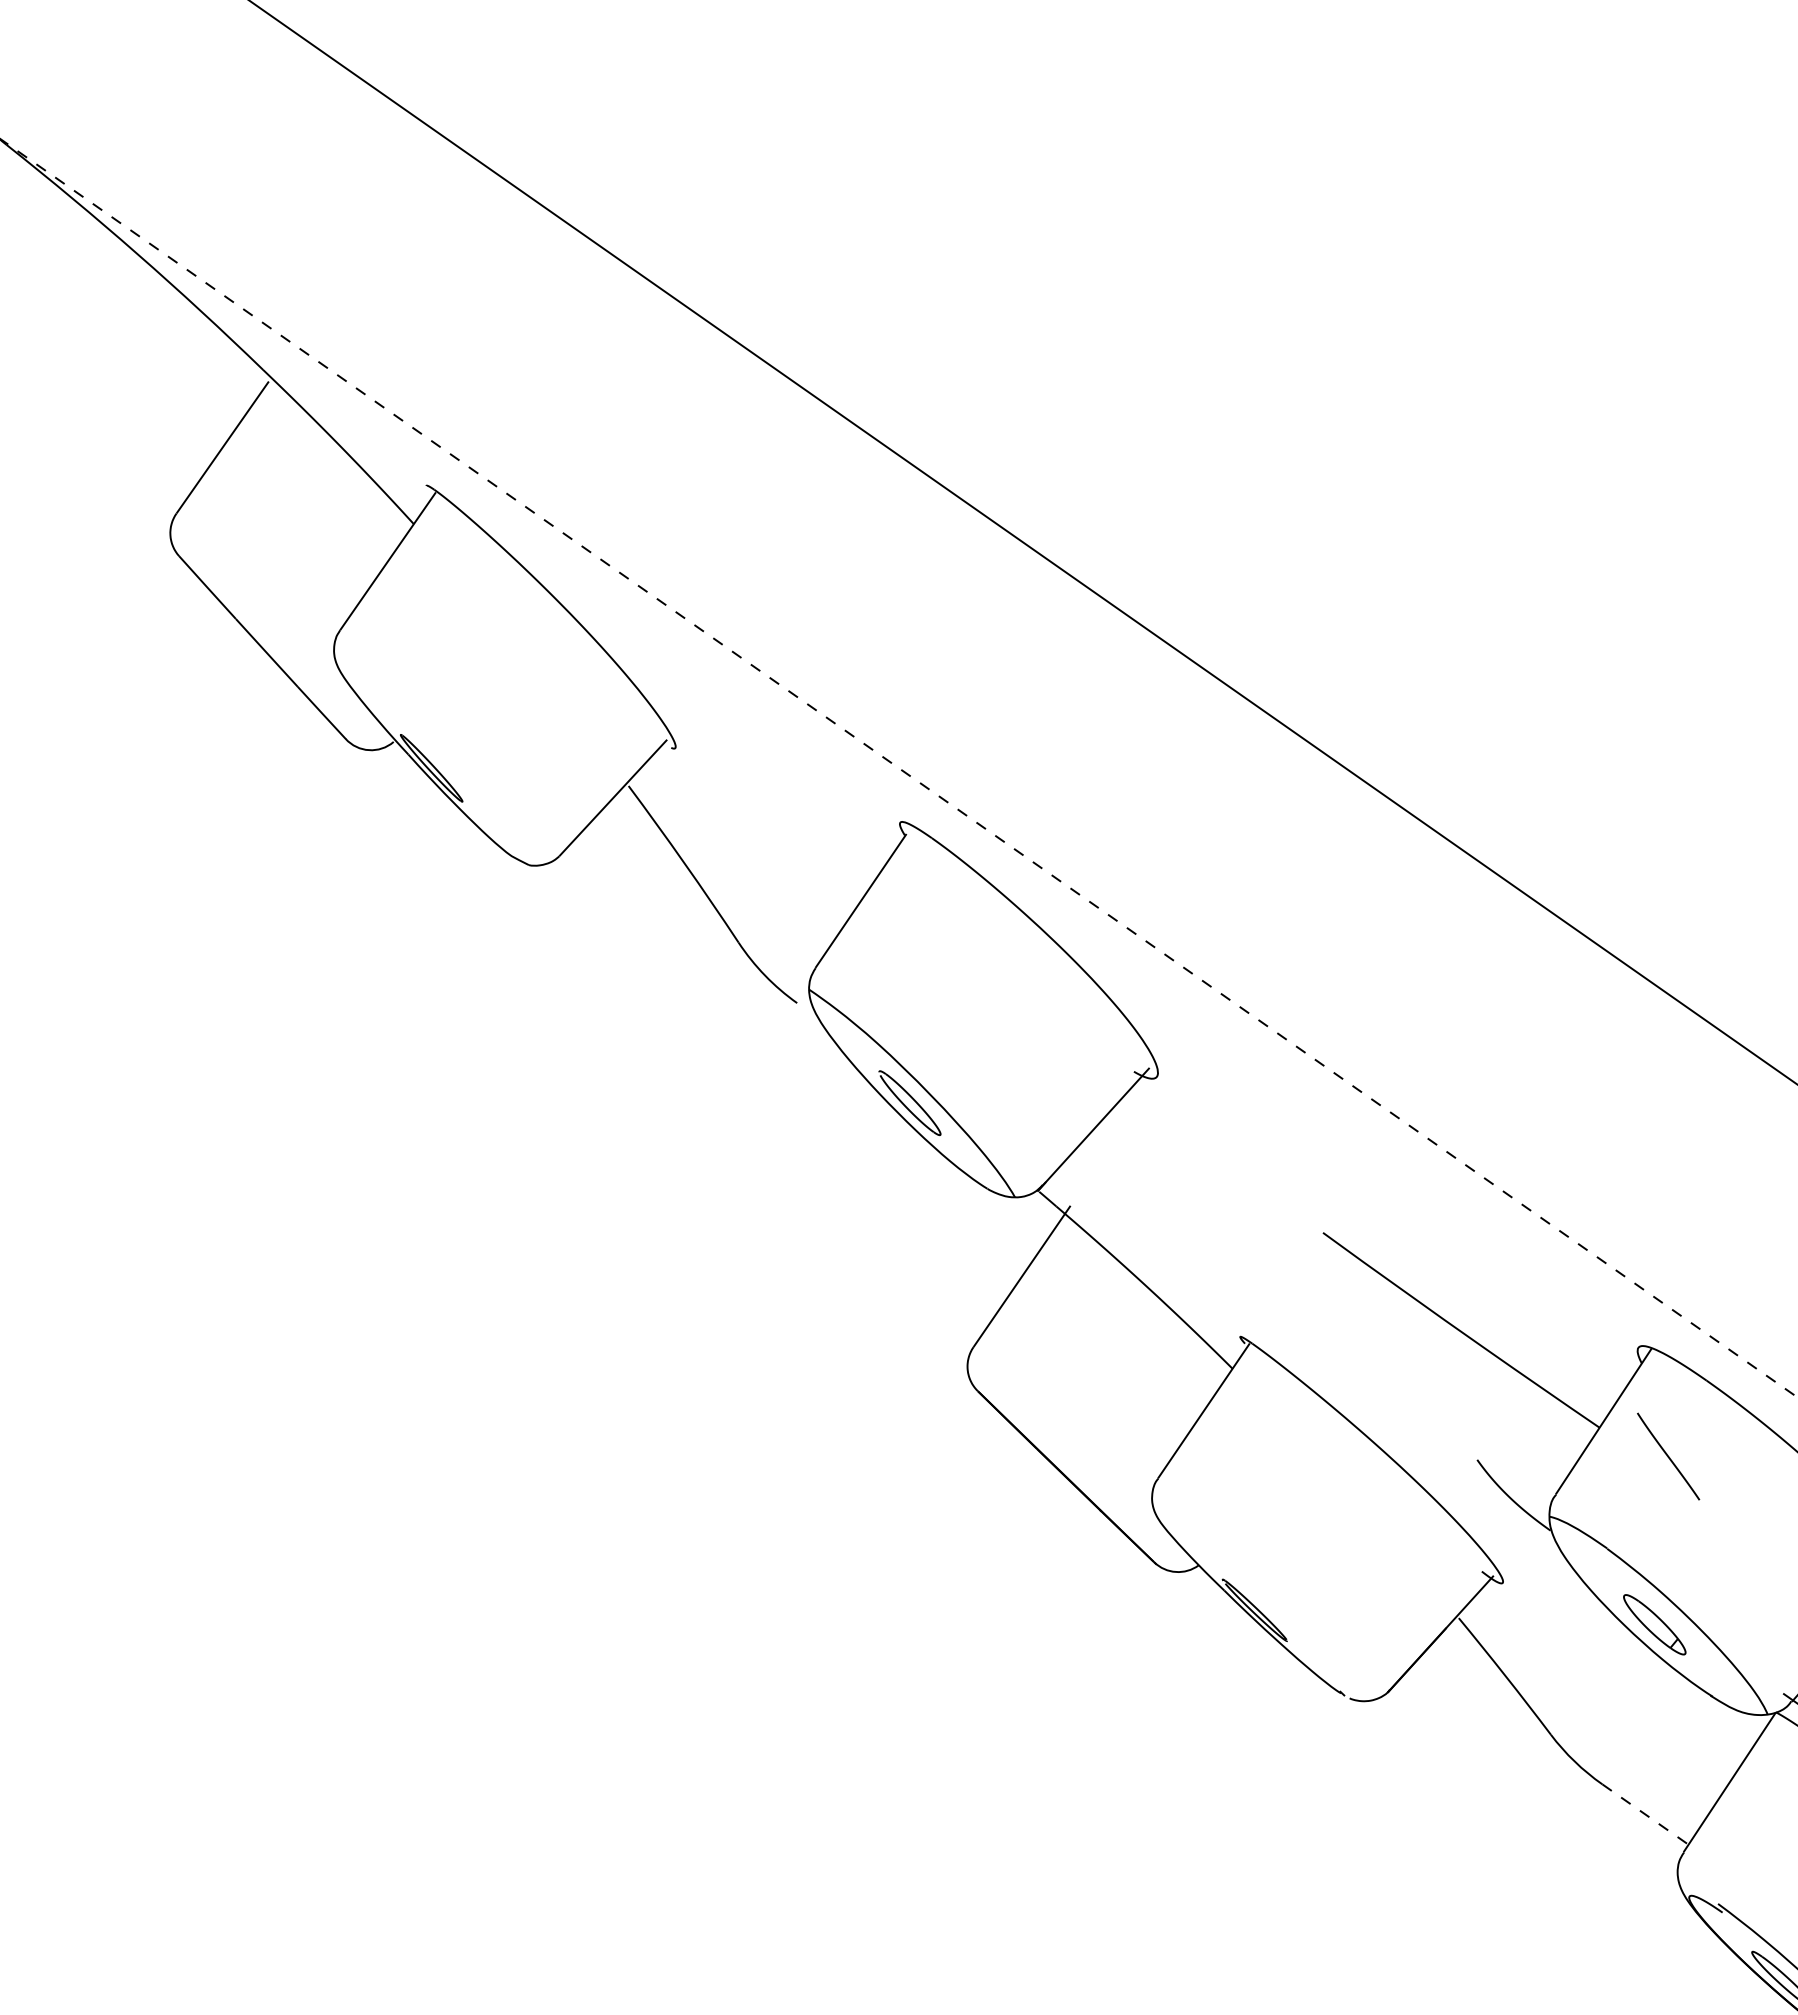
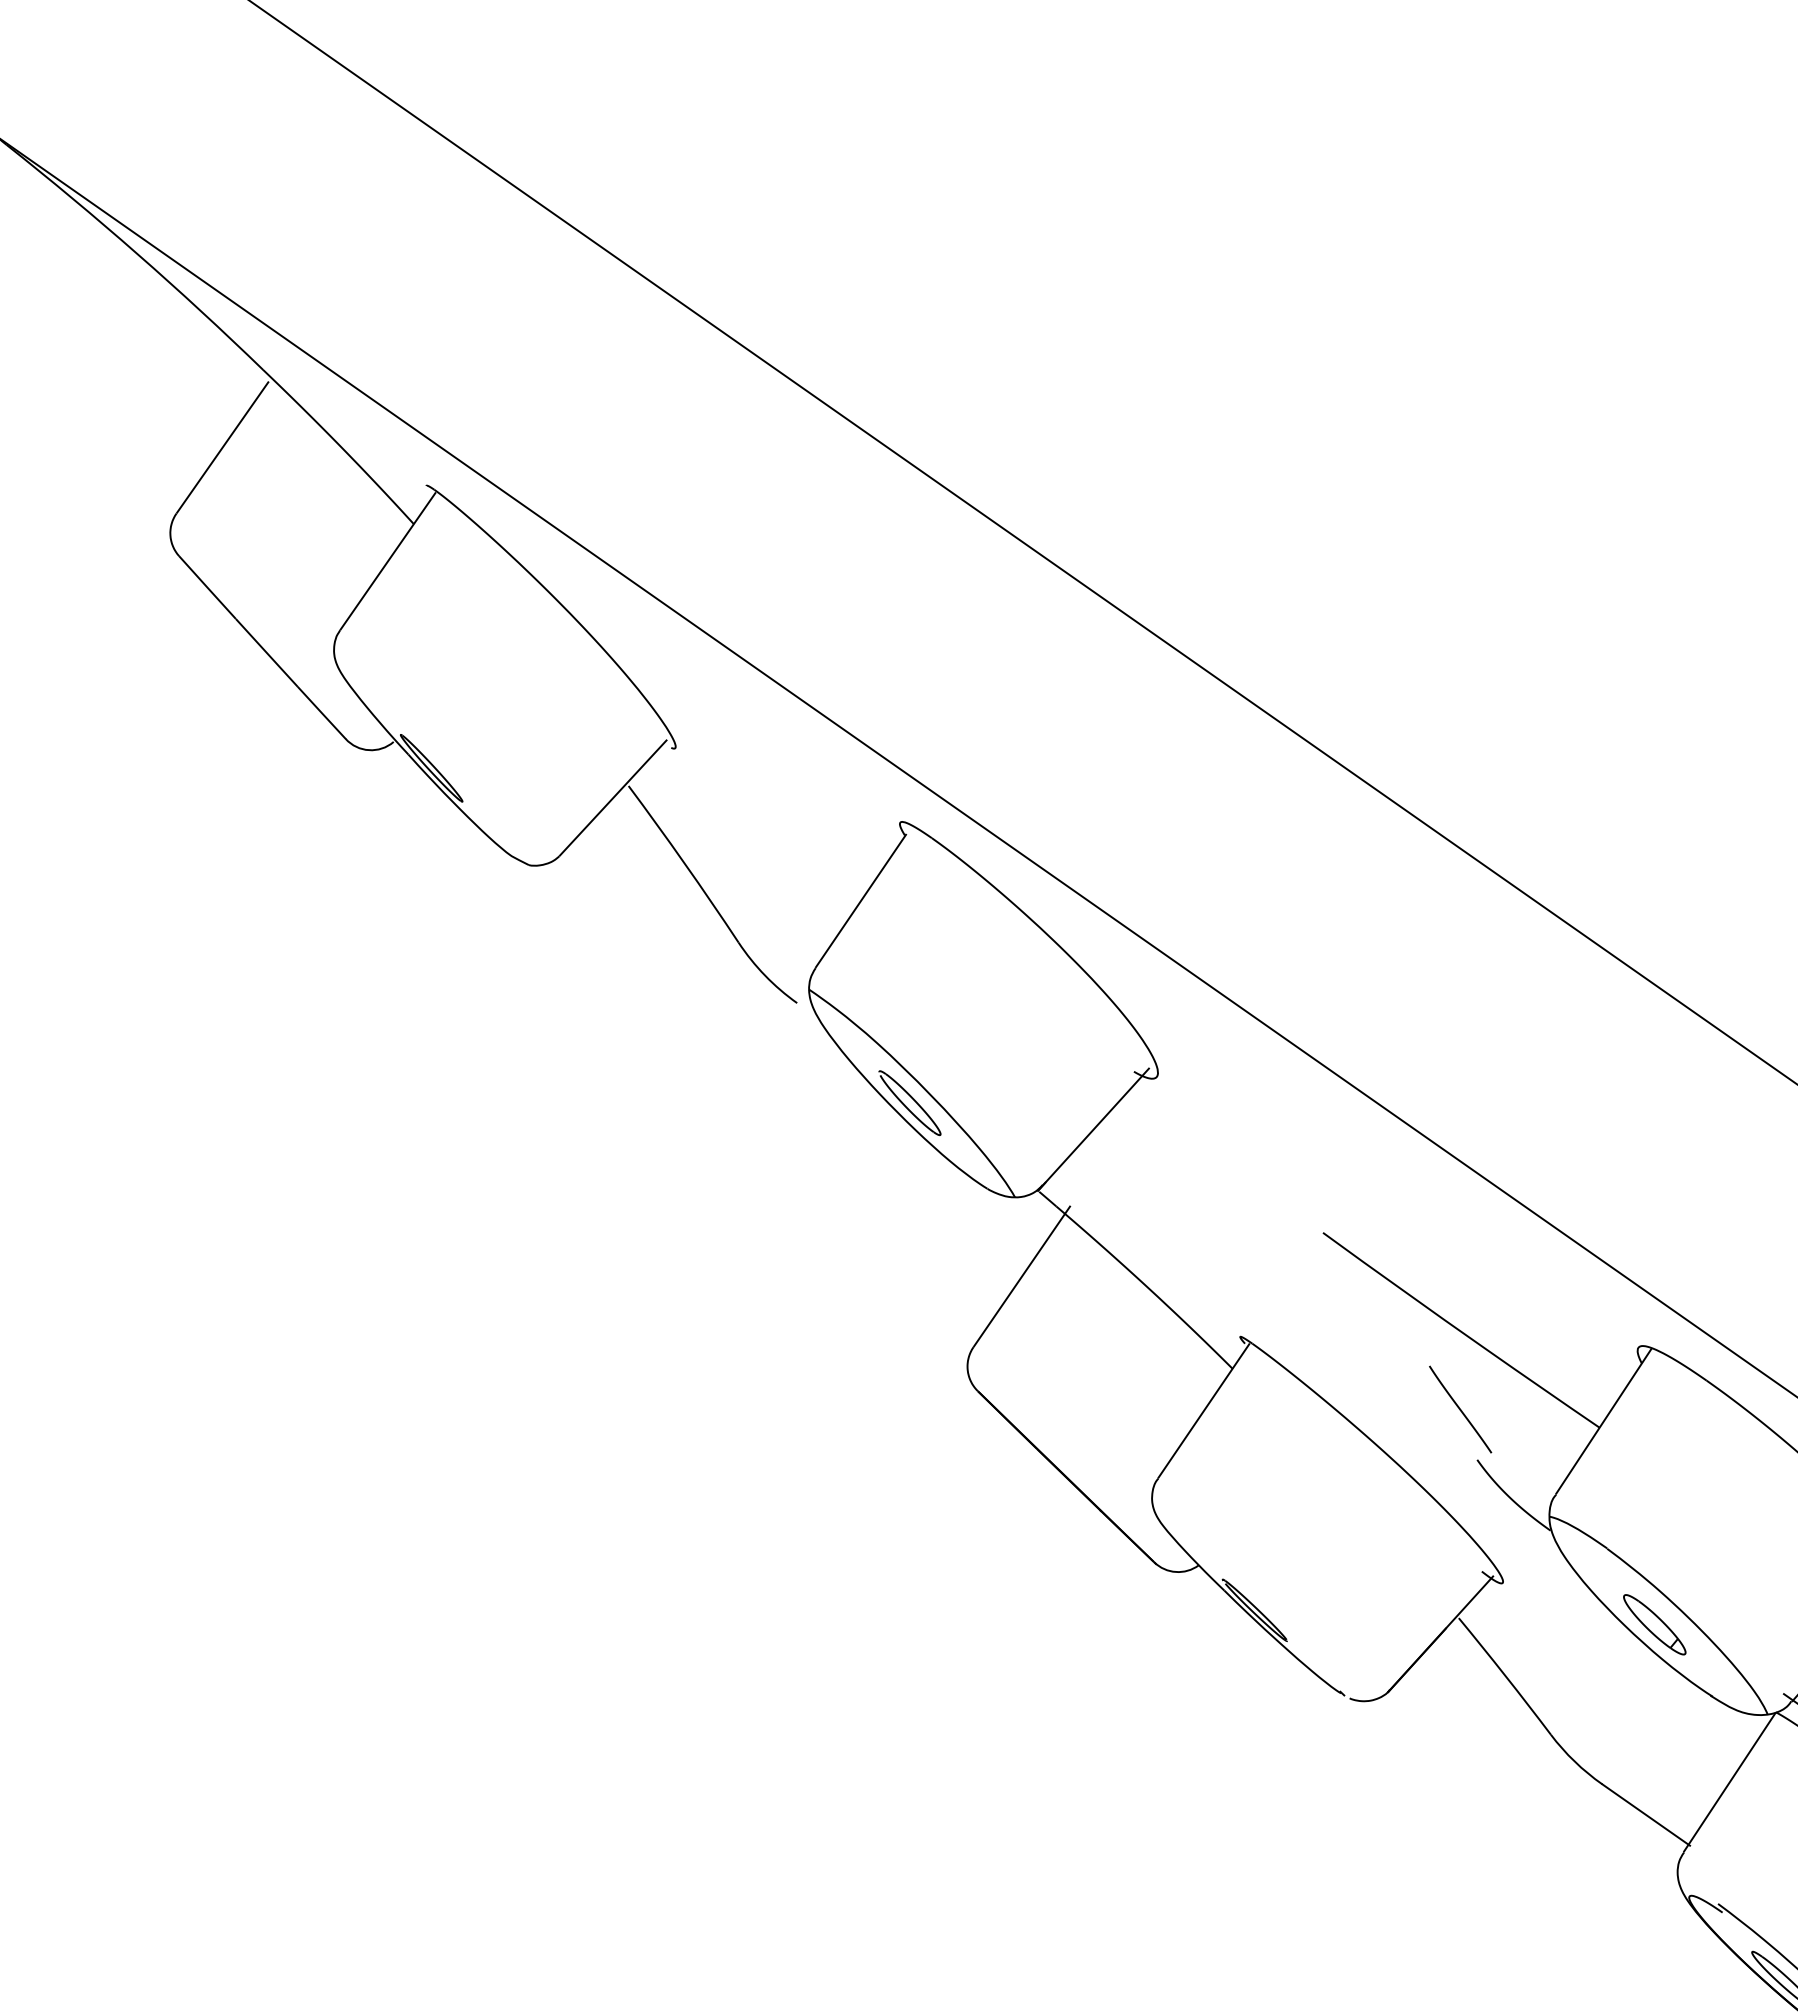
line: dashed -> solid (898, 767)
line position: (1668, 1456) -> (1460, 1409) (1460, 1409)
line: dashed -> solid (1646, 1815)
